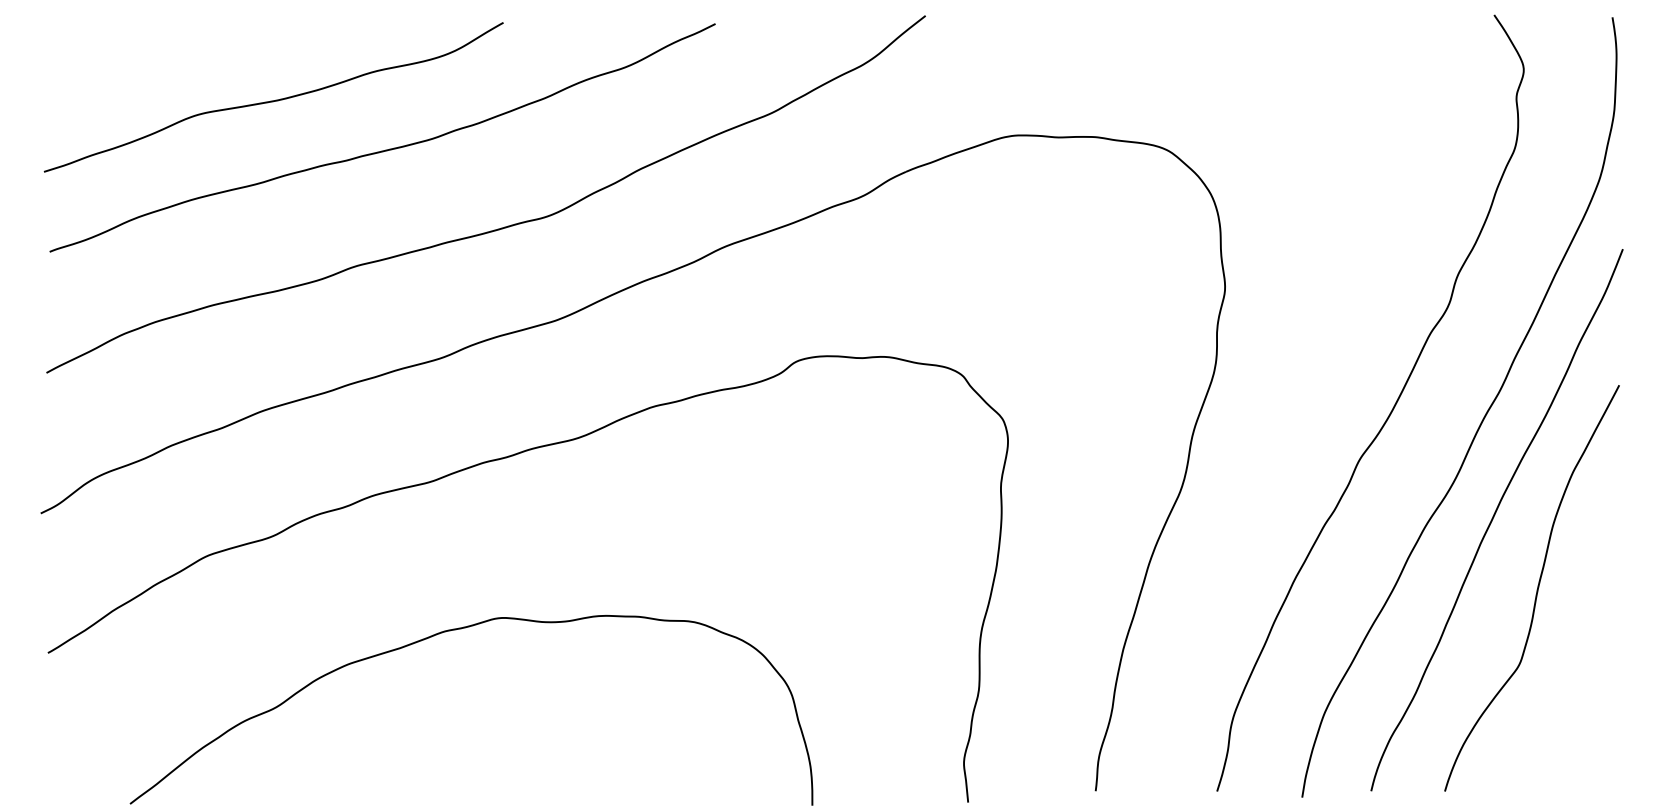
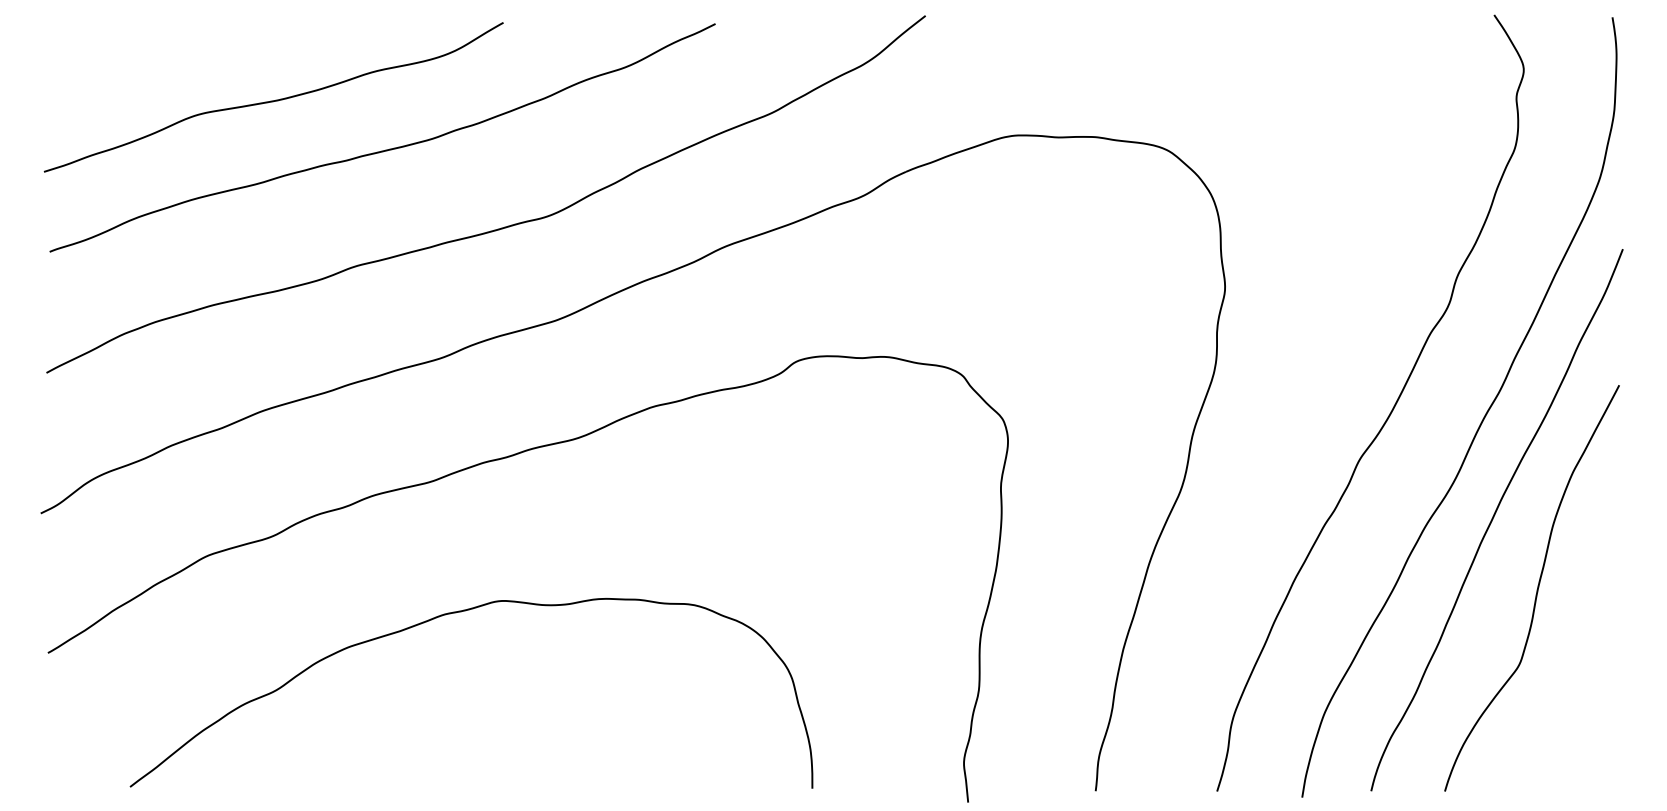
curve position: (456, 630) -> (456, 613) (456, 613)
